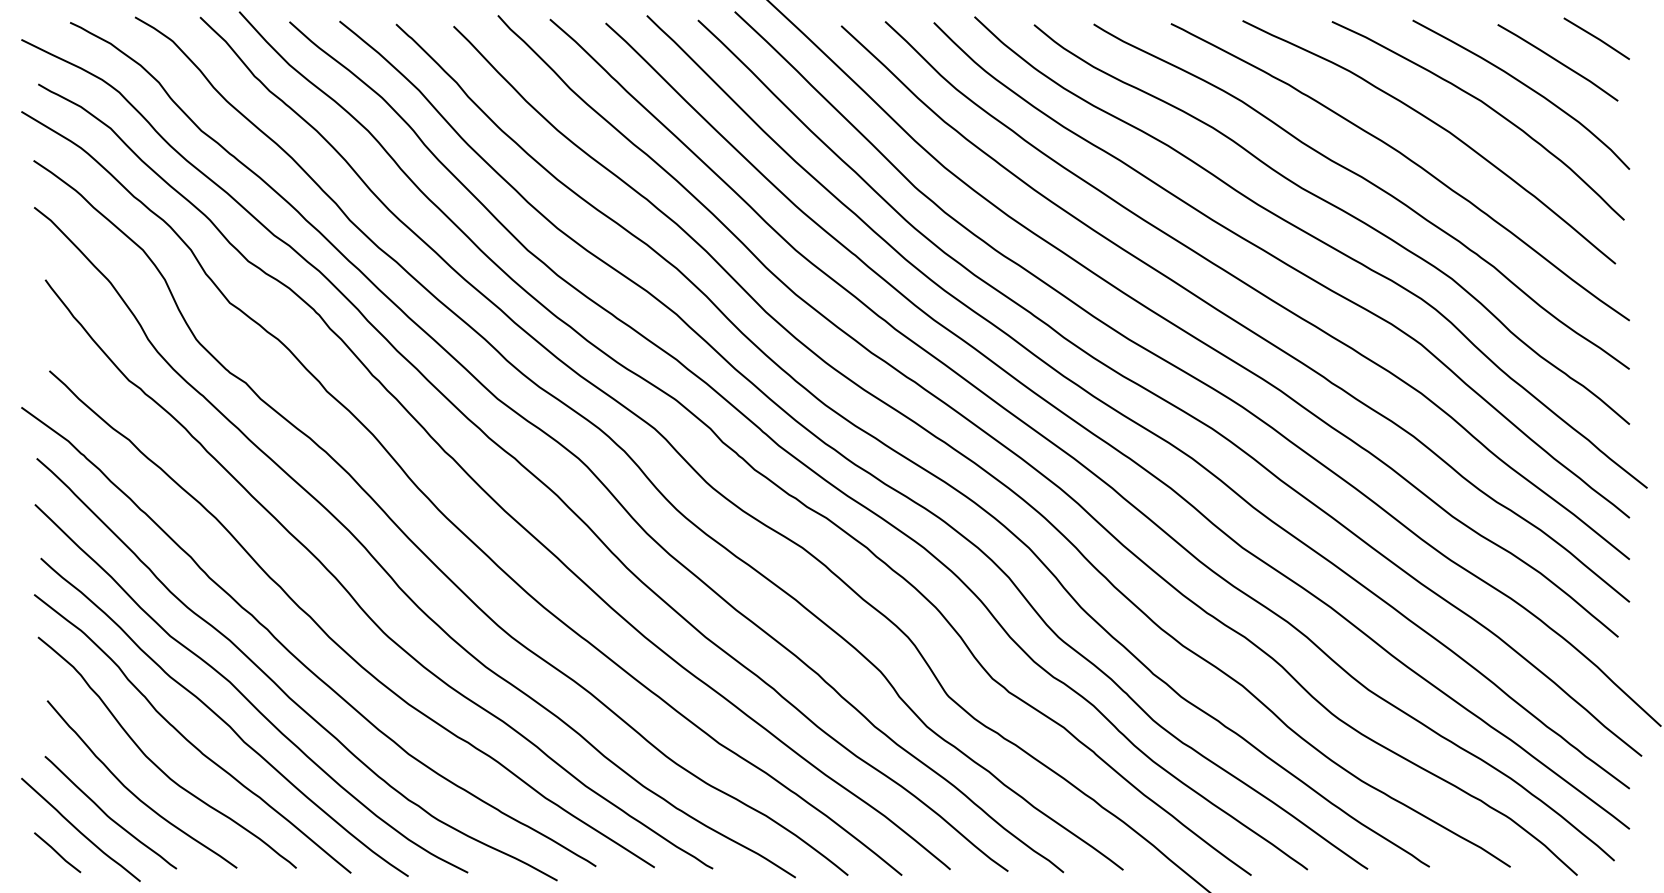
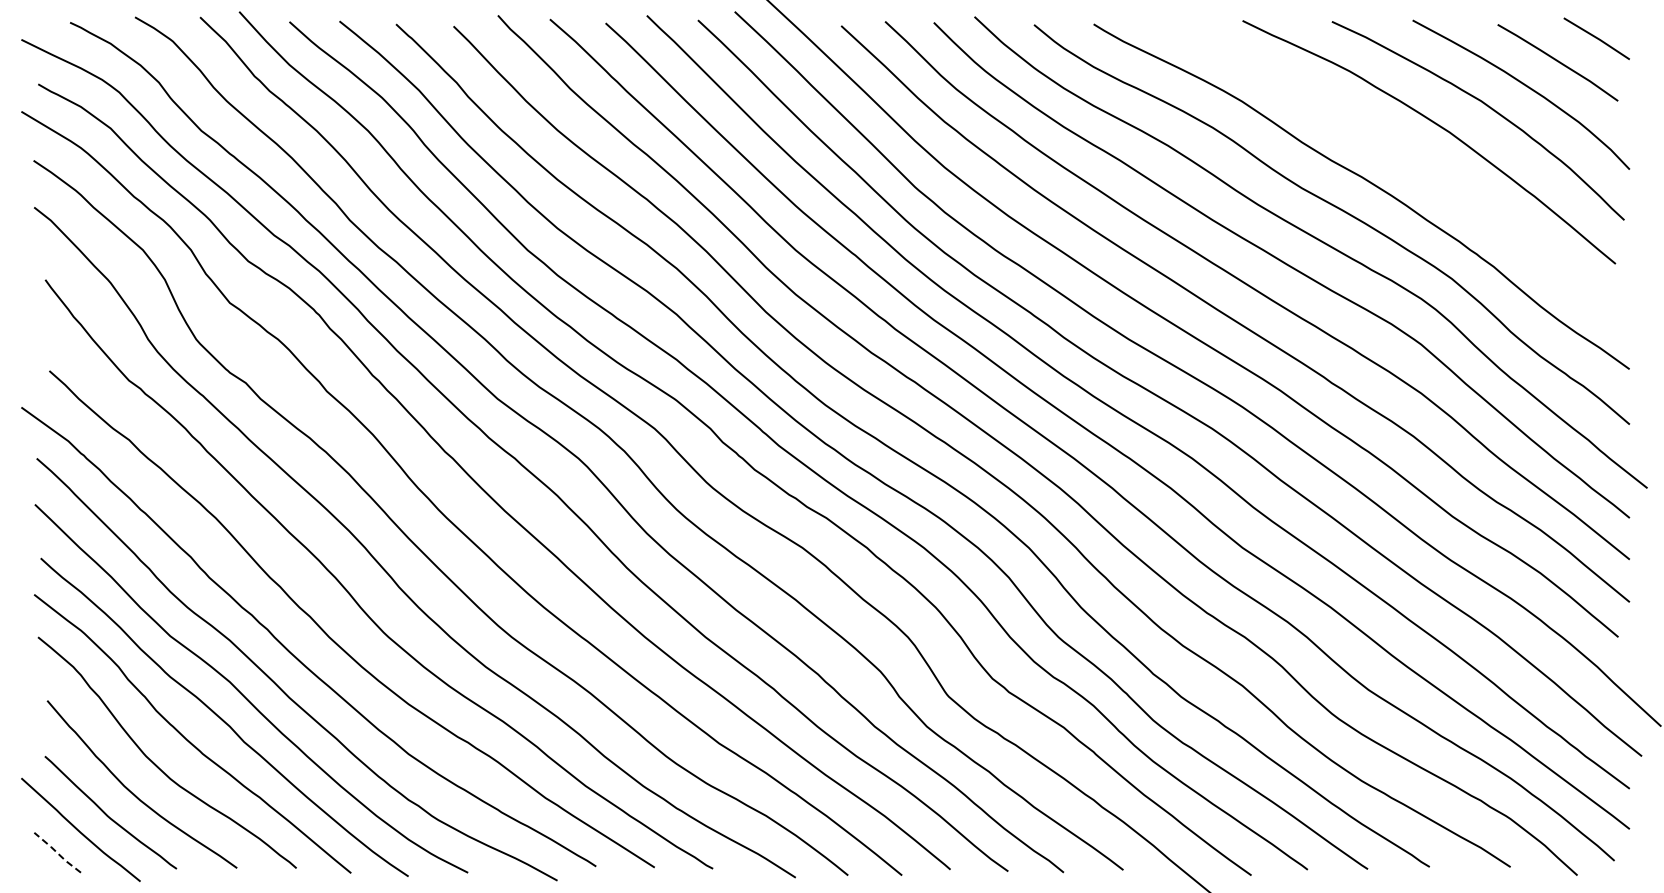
curve: present -> none (1407, 159)
line: solid -> dashed (57, 853)
